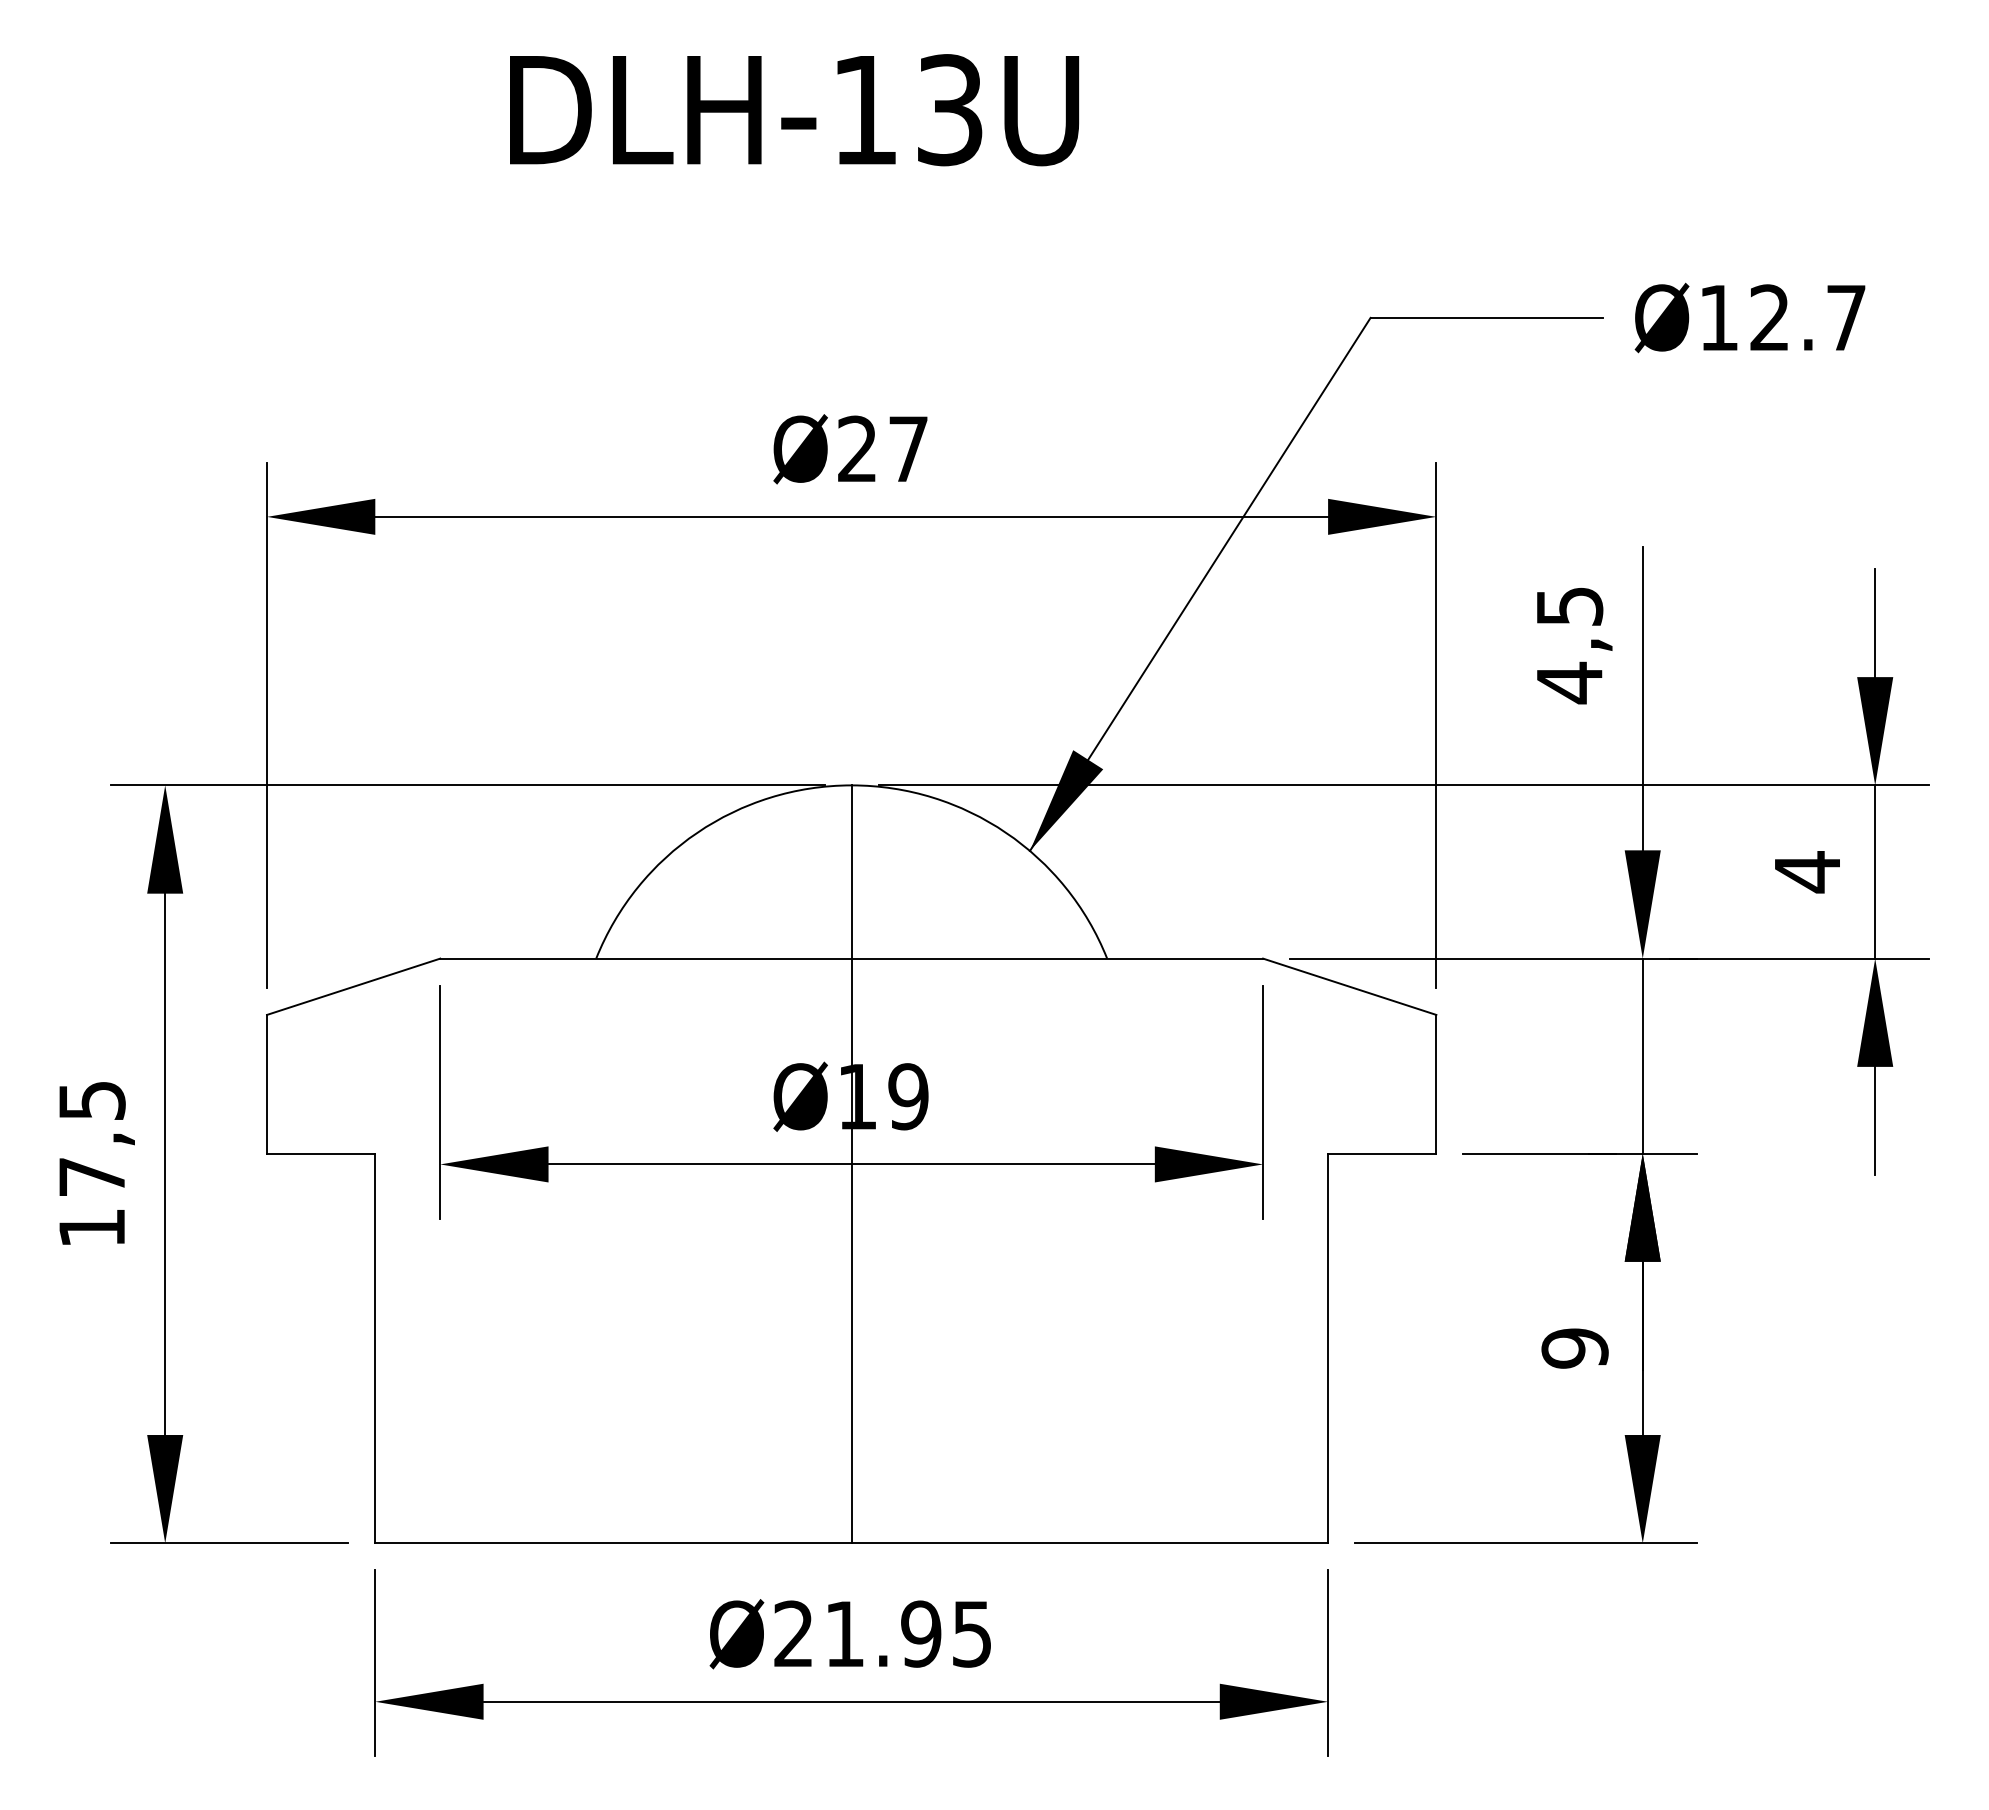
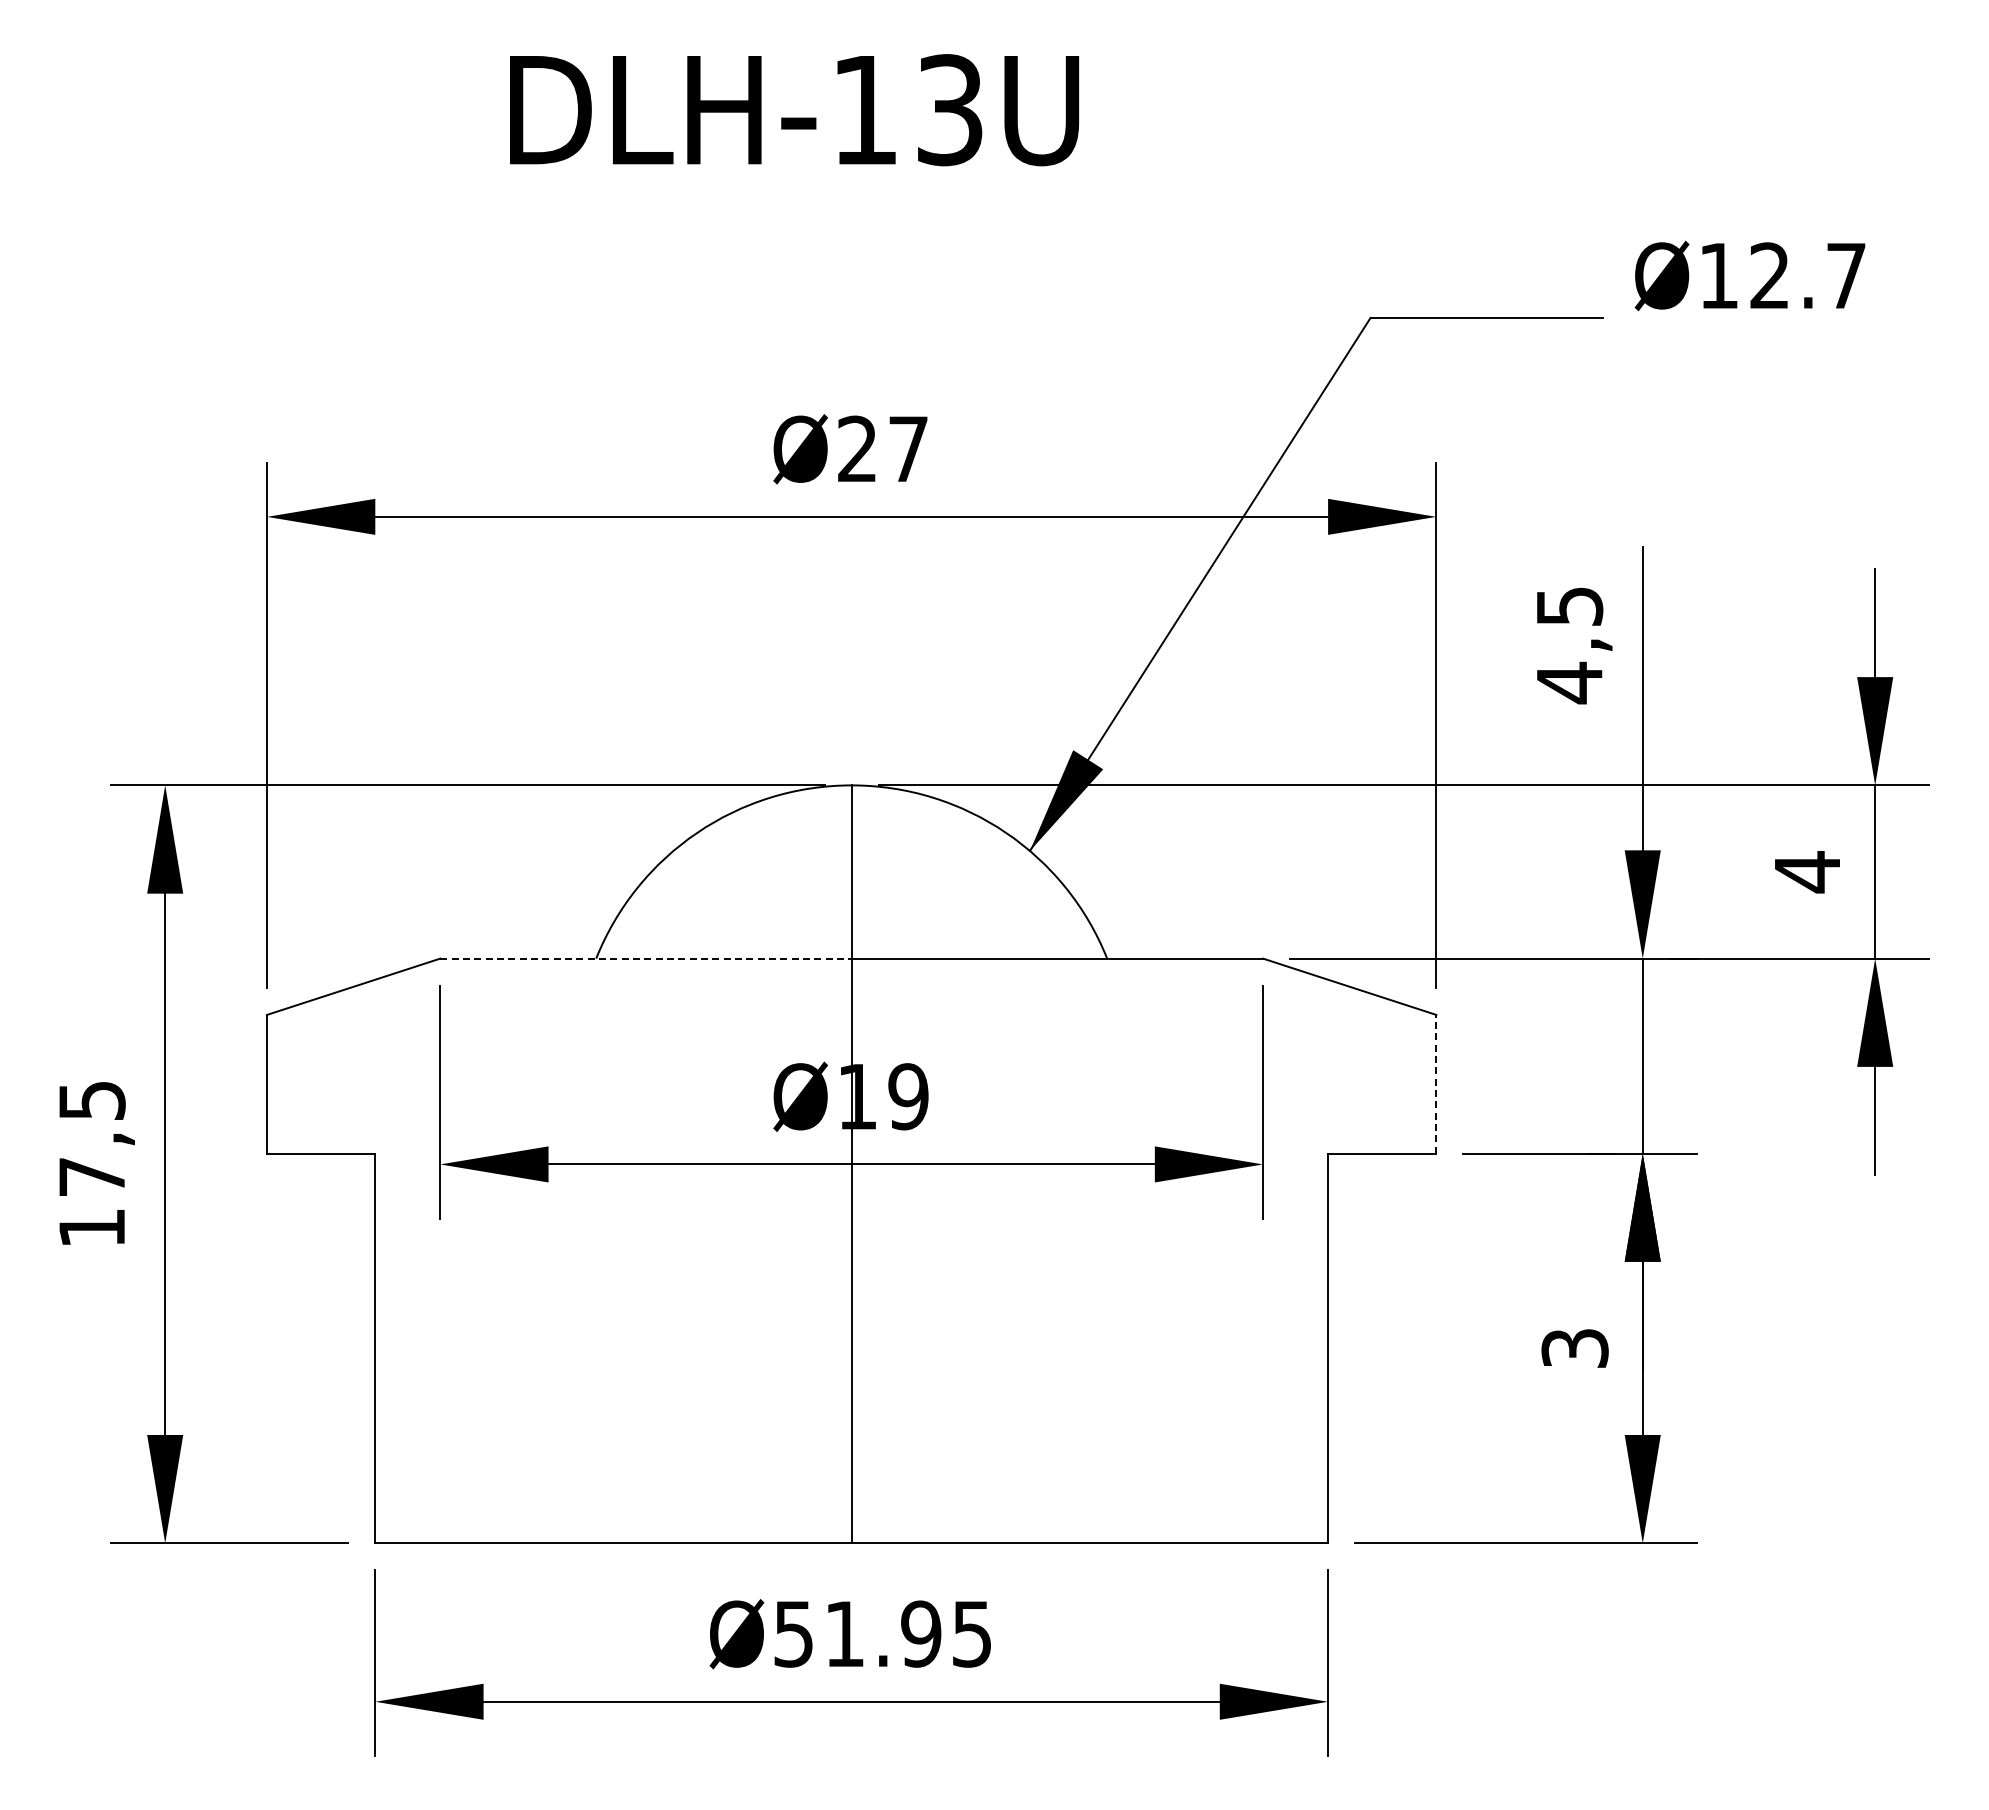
text position: (1749, 317) -> (1749, 275) (1749, 275)
line: solid -> dashed (645, 958)
line: solid -> dashed (1436, 1083)
text: 9 -> 3 (1574, 1348)
text: Ø21.95 -> Ø51.95 (793, 1633)
